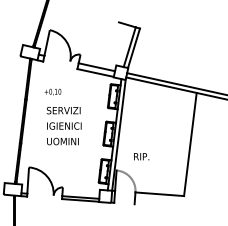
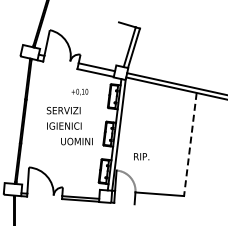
text position: (52, 91) -> (79, 91) (79, 91)
text position: (62, 141) -> (76, 141) (76, 141)
line: solid -> dashed (190, 144)
